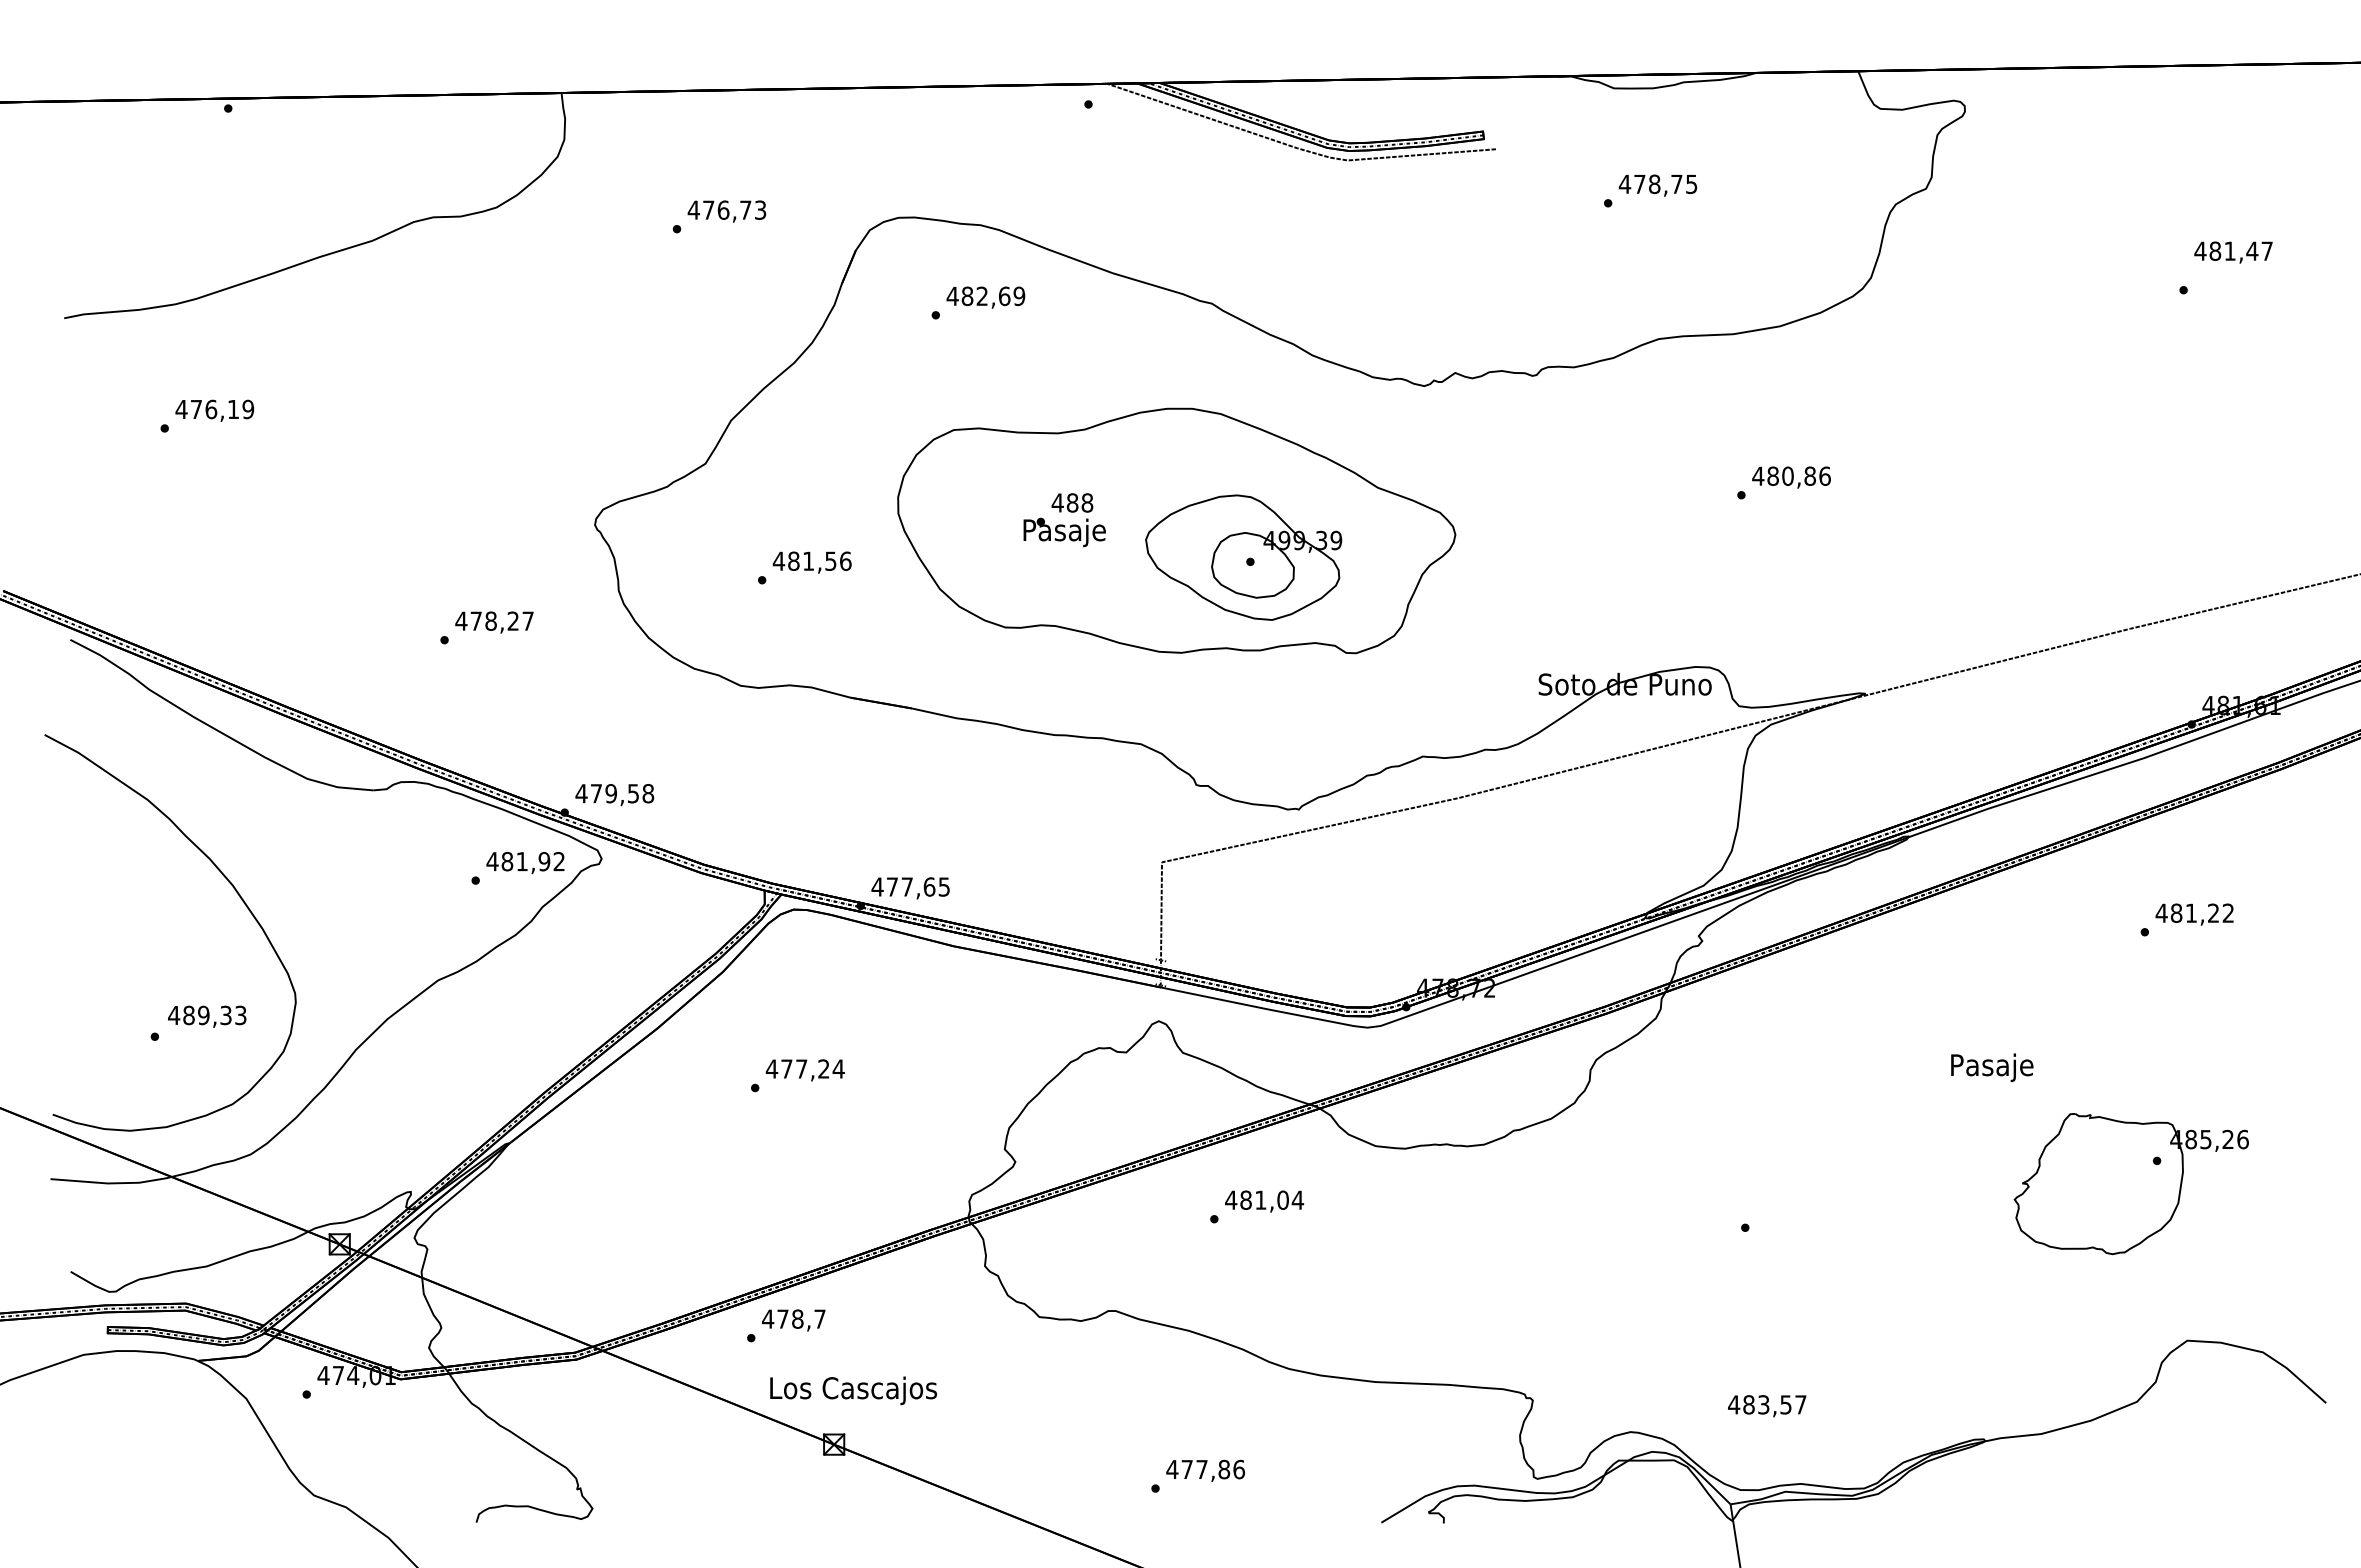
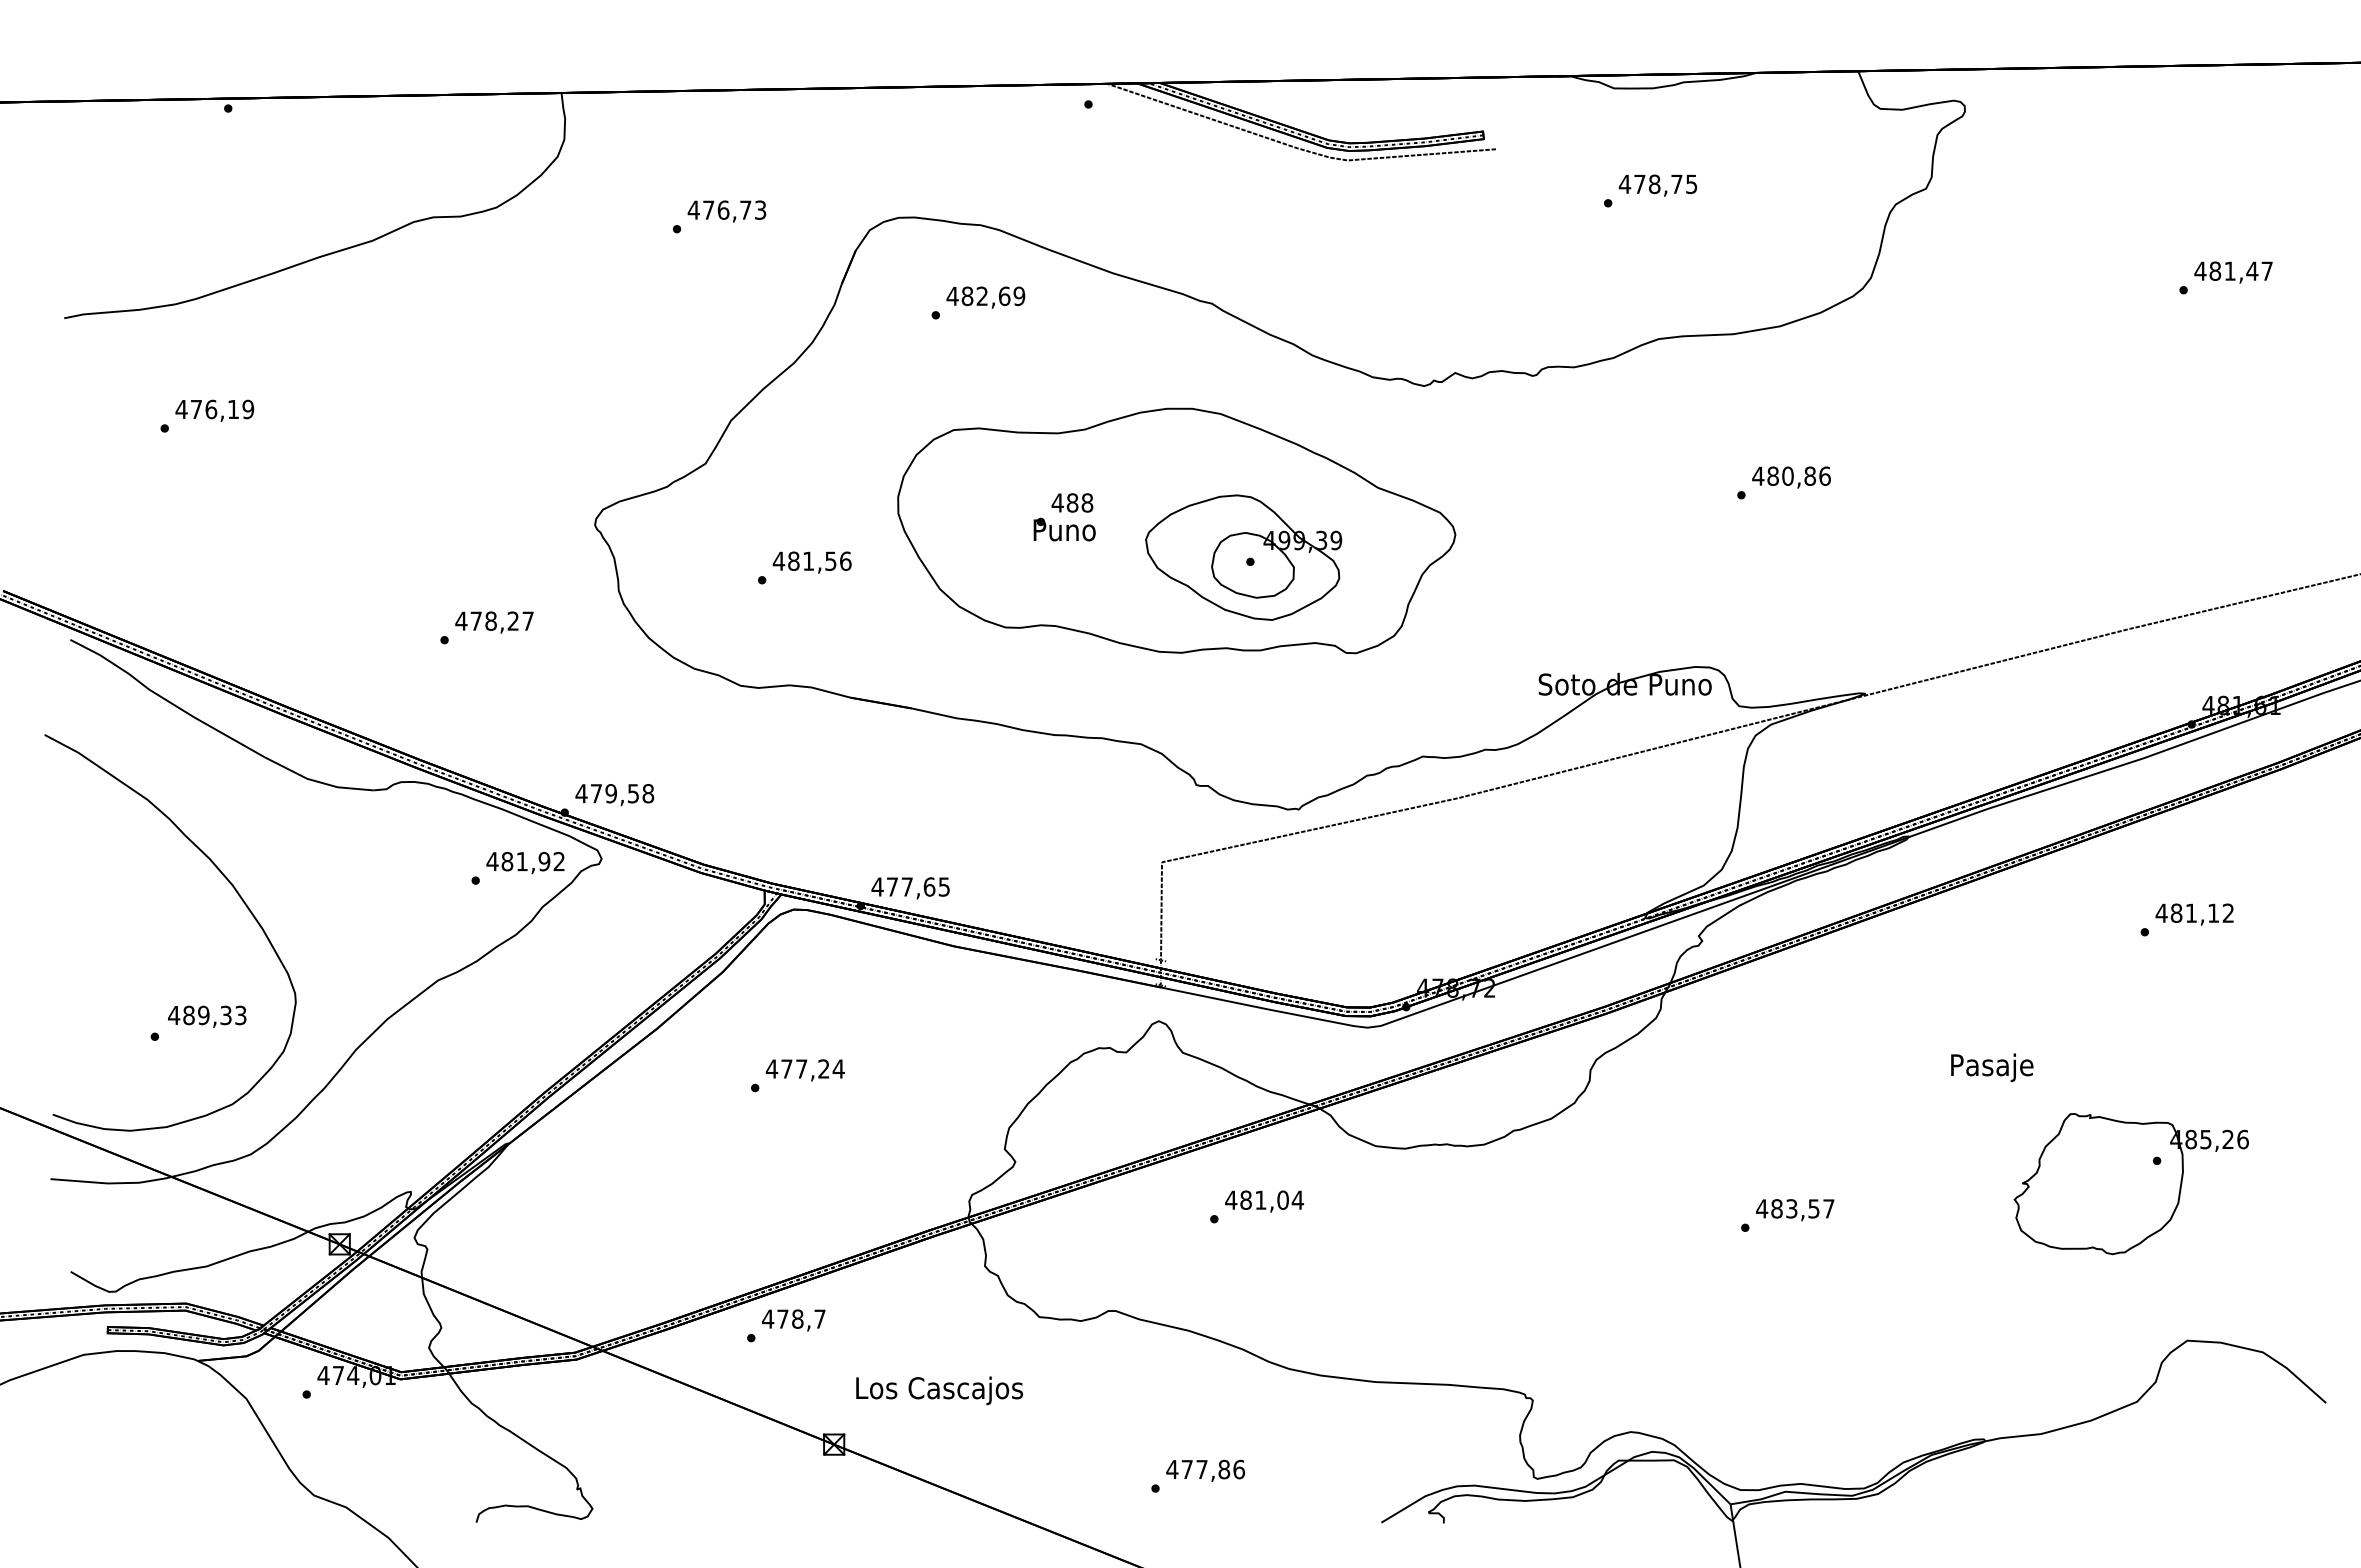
text position: (2233, 252) -> (2233, 272) (2233, 272)
text: Pasaje -> Puno (1064, 532)
text: 481,22 -> 481,12 (2213, 912)
text position: (853, 1390) -> (939, 1390) (939, 1390)
text position: (1767, 1406) -> (1795, 1210) (1795, 1210)
